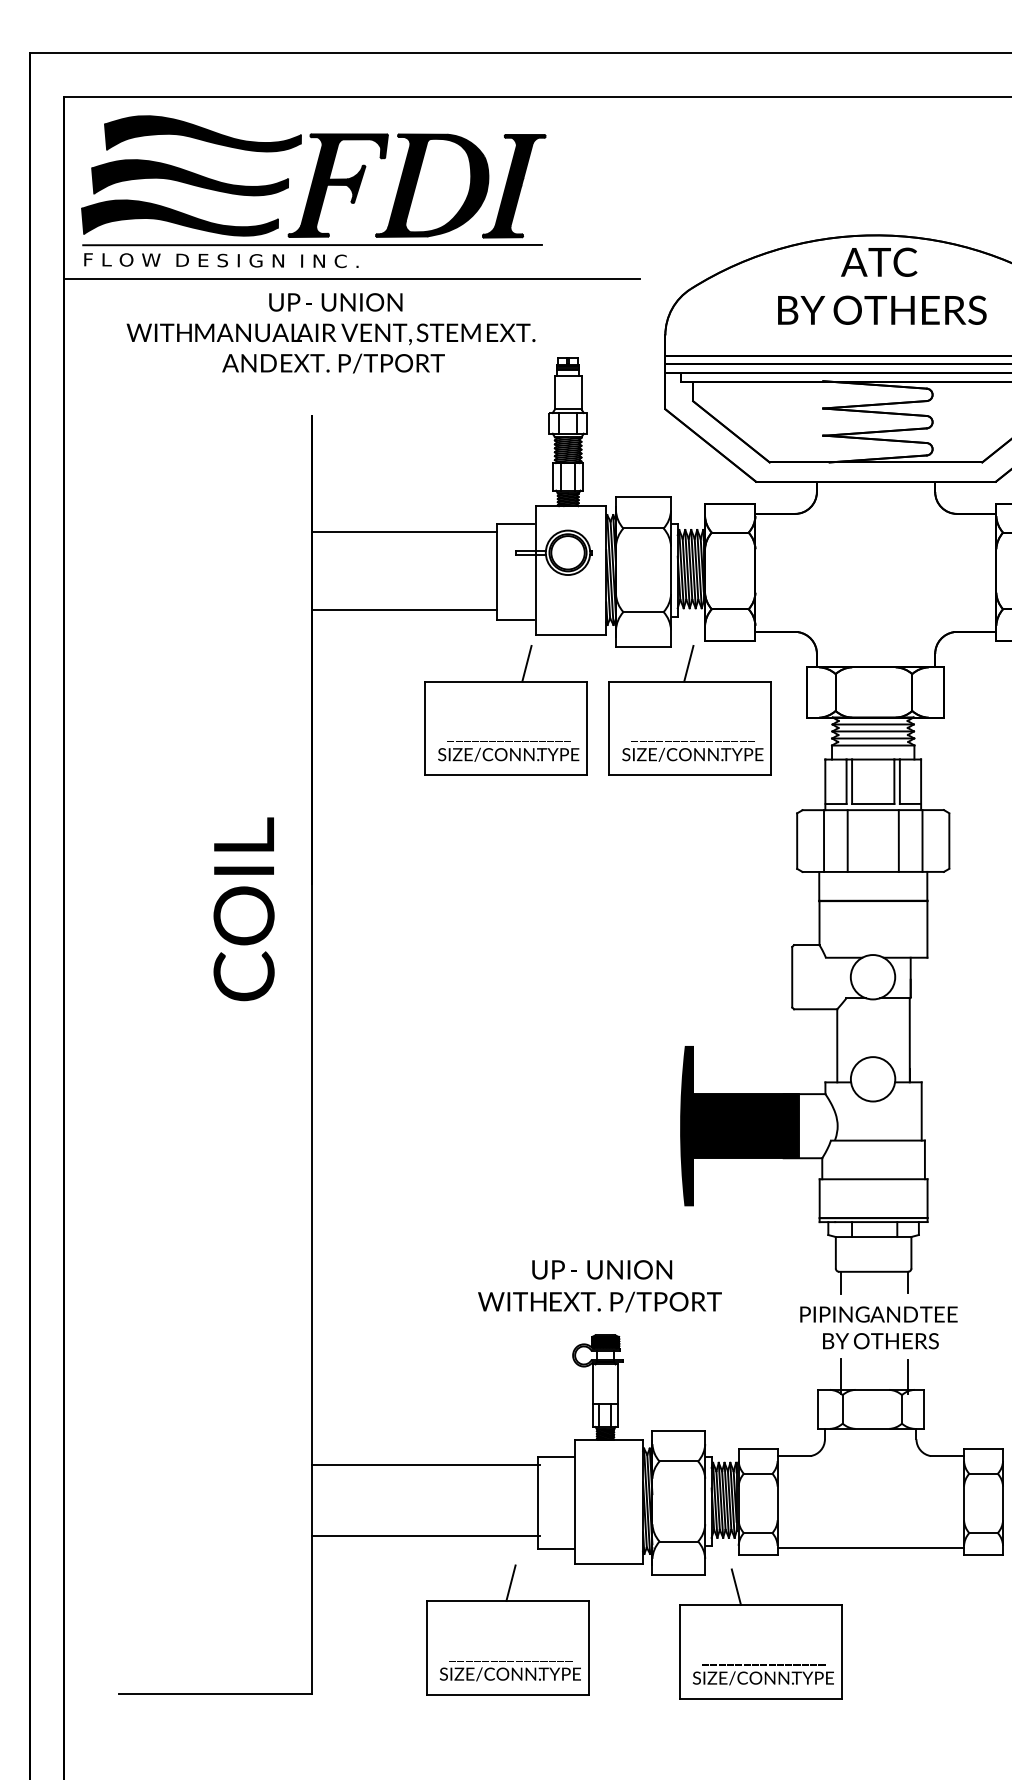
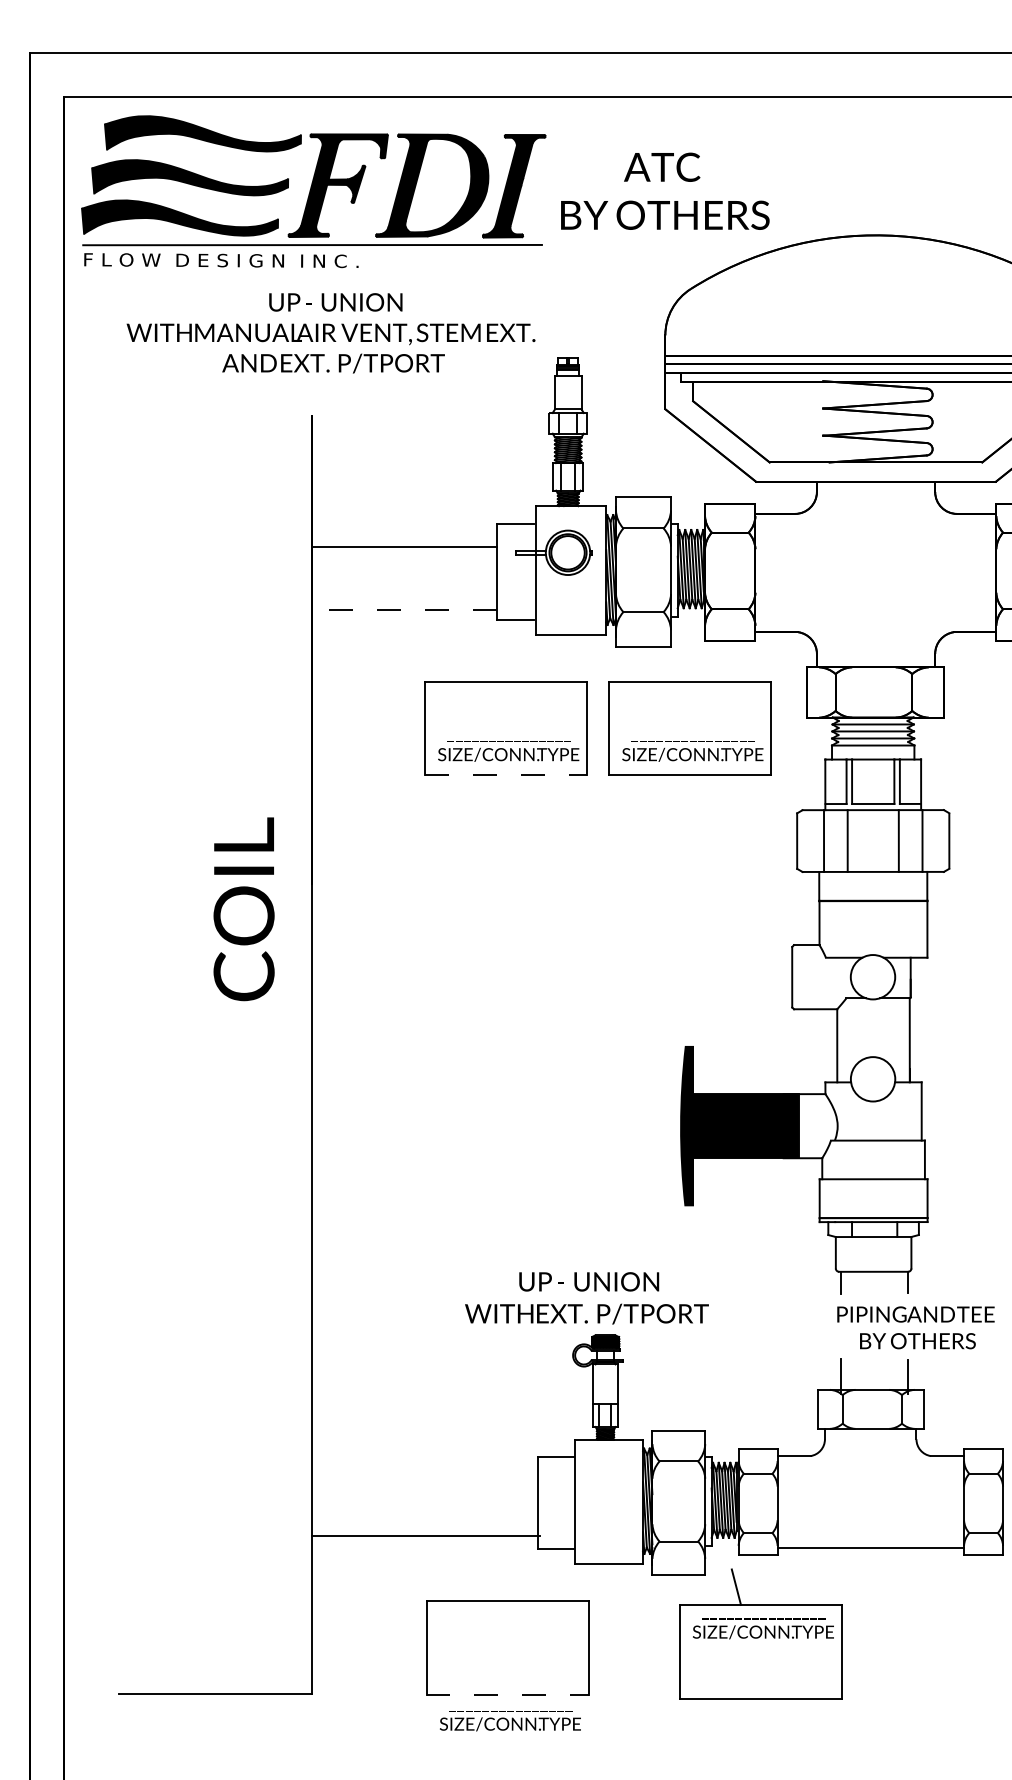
line: present -> none (352, 279)
text position: (882, 285) -> (665, 190) (665, 190)
line position: (404, 532) -> (404, 547) (404, 547)
line: solid -> dashed (404, 610)
line: present -> none (526, 663)
line: present -> none (688, 663)
line: solid -> dashed (506, 775)
text position: (599, 1286) -> (586, 1298) (586, 1298)
text position: (878, 1327) -> (915, 1327) (915, 1327)
line: present -> none (425, 1465)
line: present -> none (510, 1582)
text position: (510, 1671) -> (510, 1721) (510, 1721)
text position: (763, 1674) -> (763, 1628) (763, 1628)
line: solid -> dashed (508, 1694)
